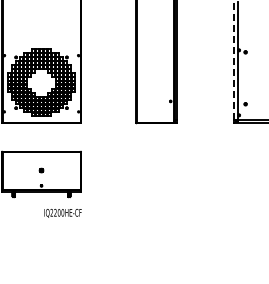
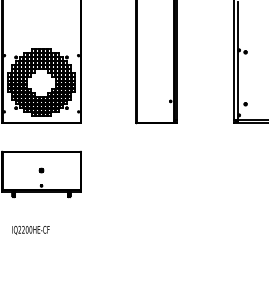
line: dashed -> solid (233, 59)
text position: (62, 213) -> (30, 230) (30, 230)
